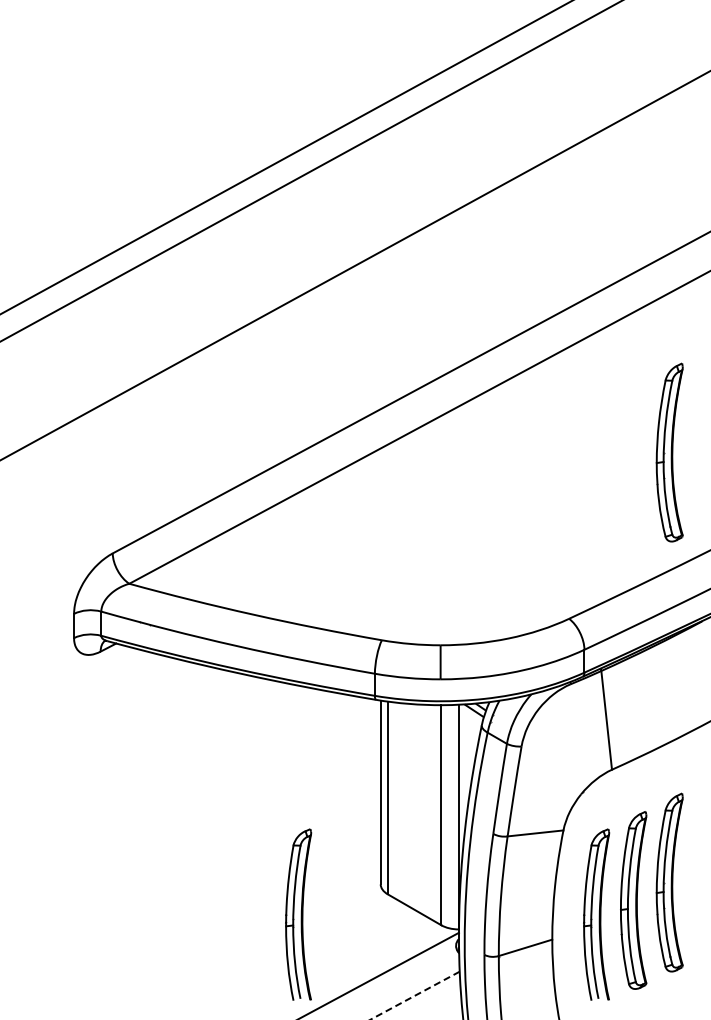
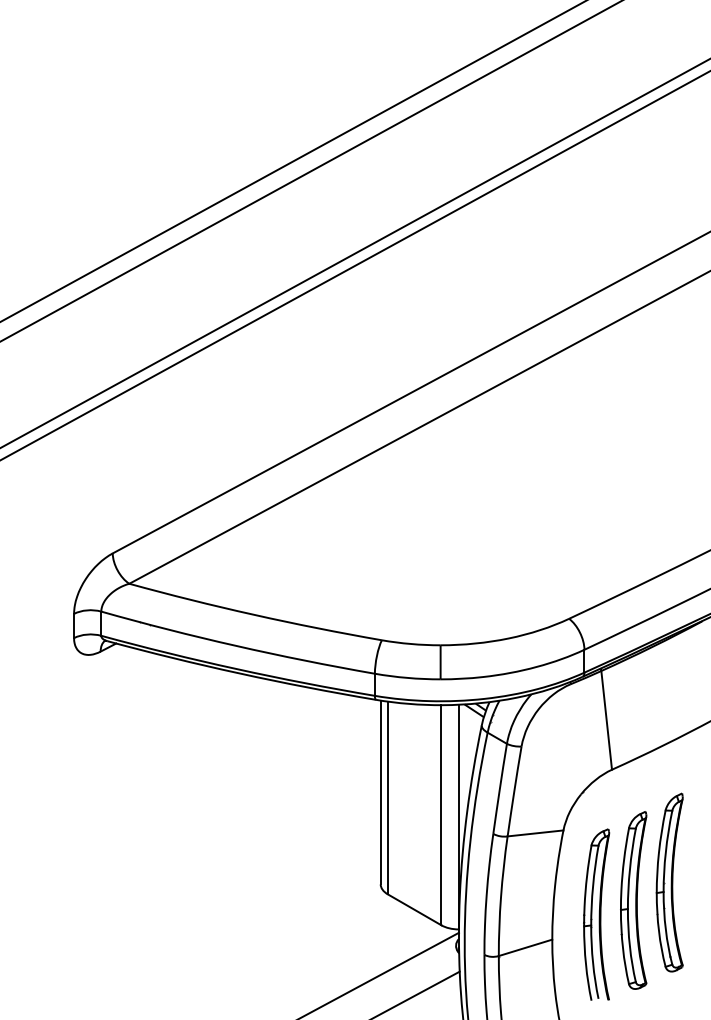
line position: (285, 157) -> (292, 161) (292, 161)
line: none -> present (354, 253)
part: present -> none (669, 452)
part: present -> none (298, 914)
line: dashed -> solid (414, 995)
